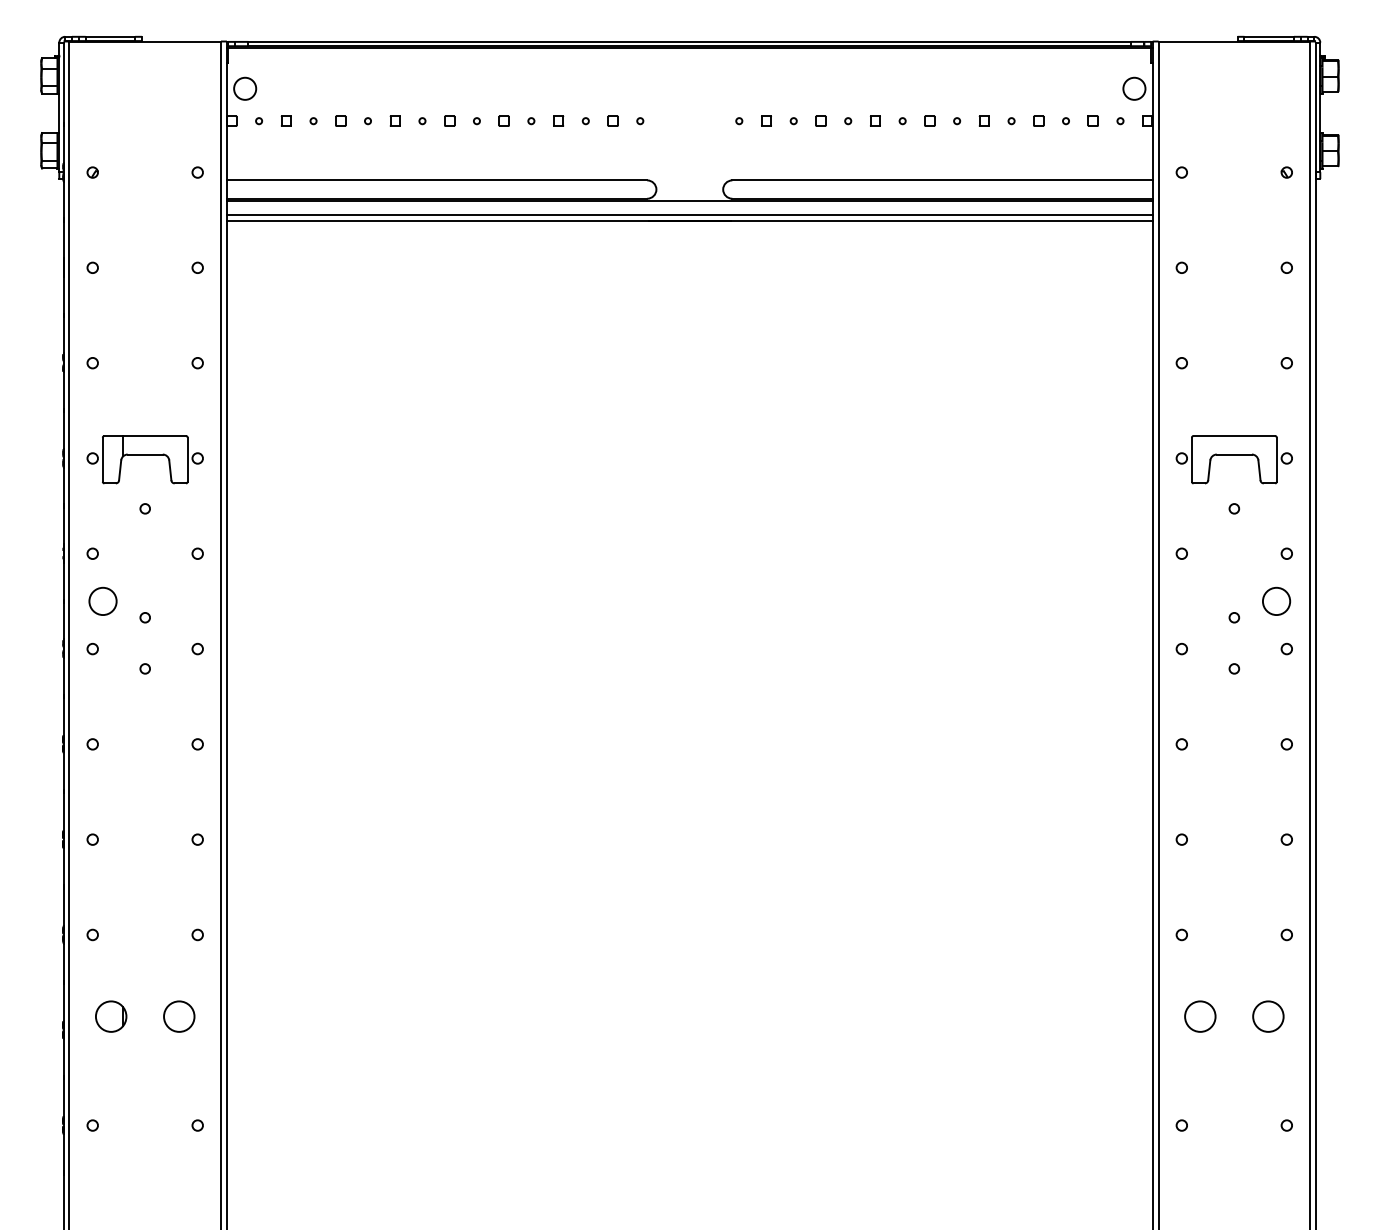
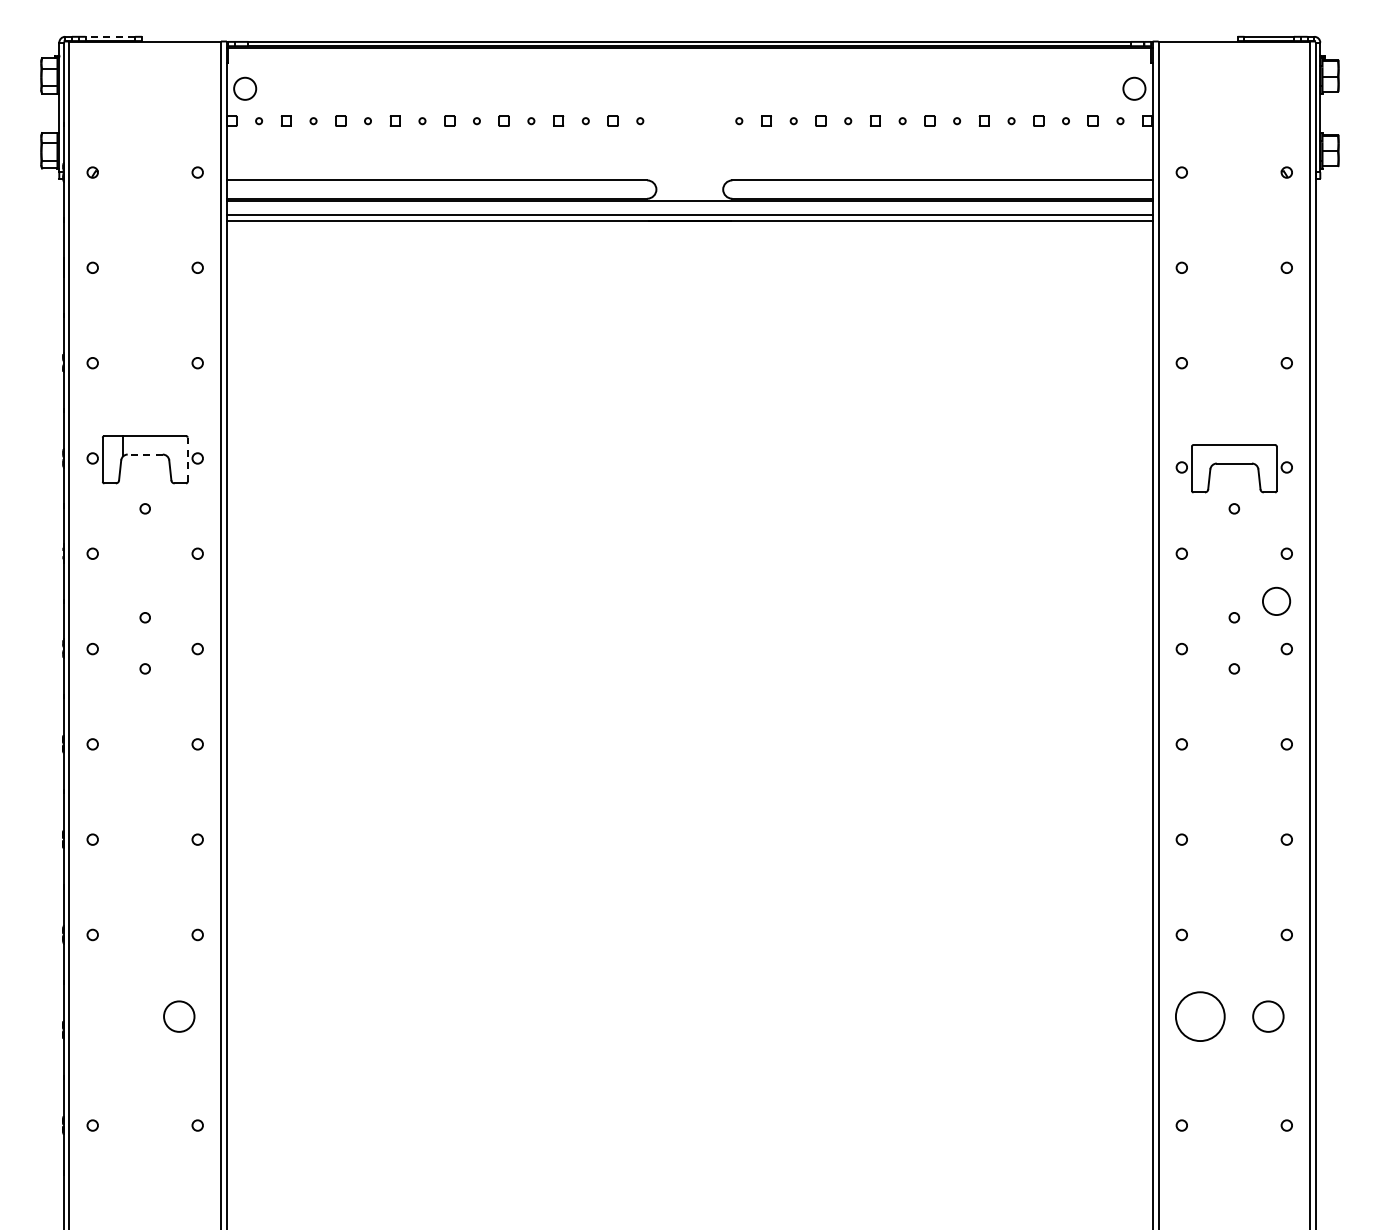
line: solid -> dashed (110, 36)
line: solid -> dashed (145, 454)
line: solid -> dashed (187, 459)
part position: (1233, 459) -> (1233, 468) (1233, 468)
circle: present -> none (102, 600)
part: present -> none (111, 1016)
circle diameter: 30 px -> 49 px (1199, 1016)
